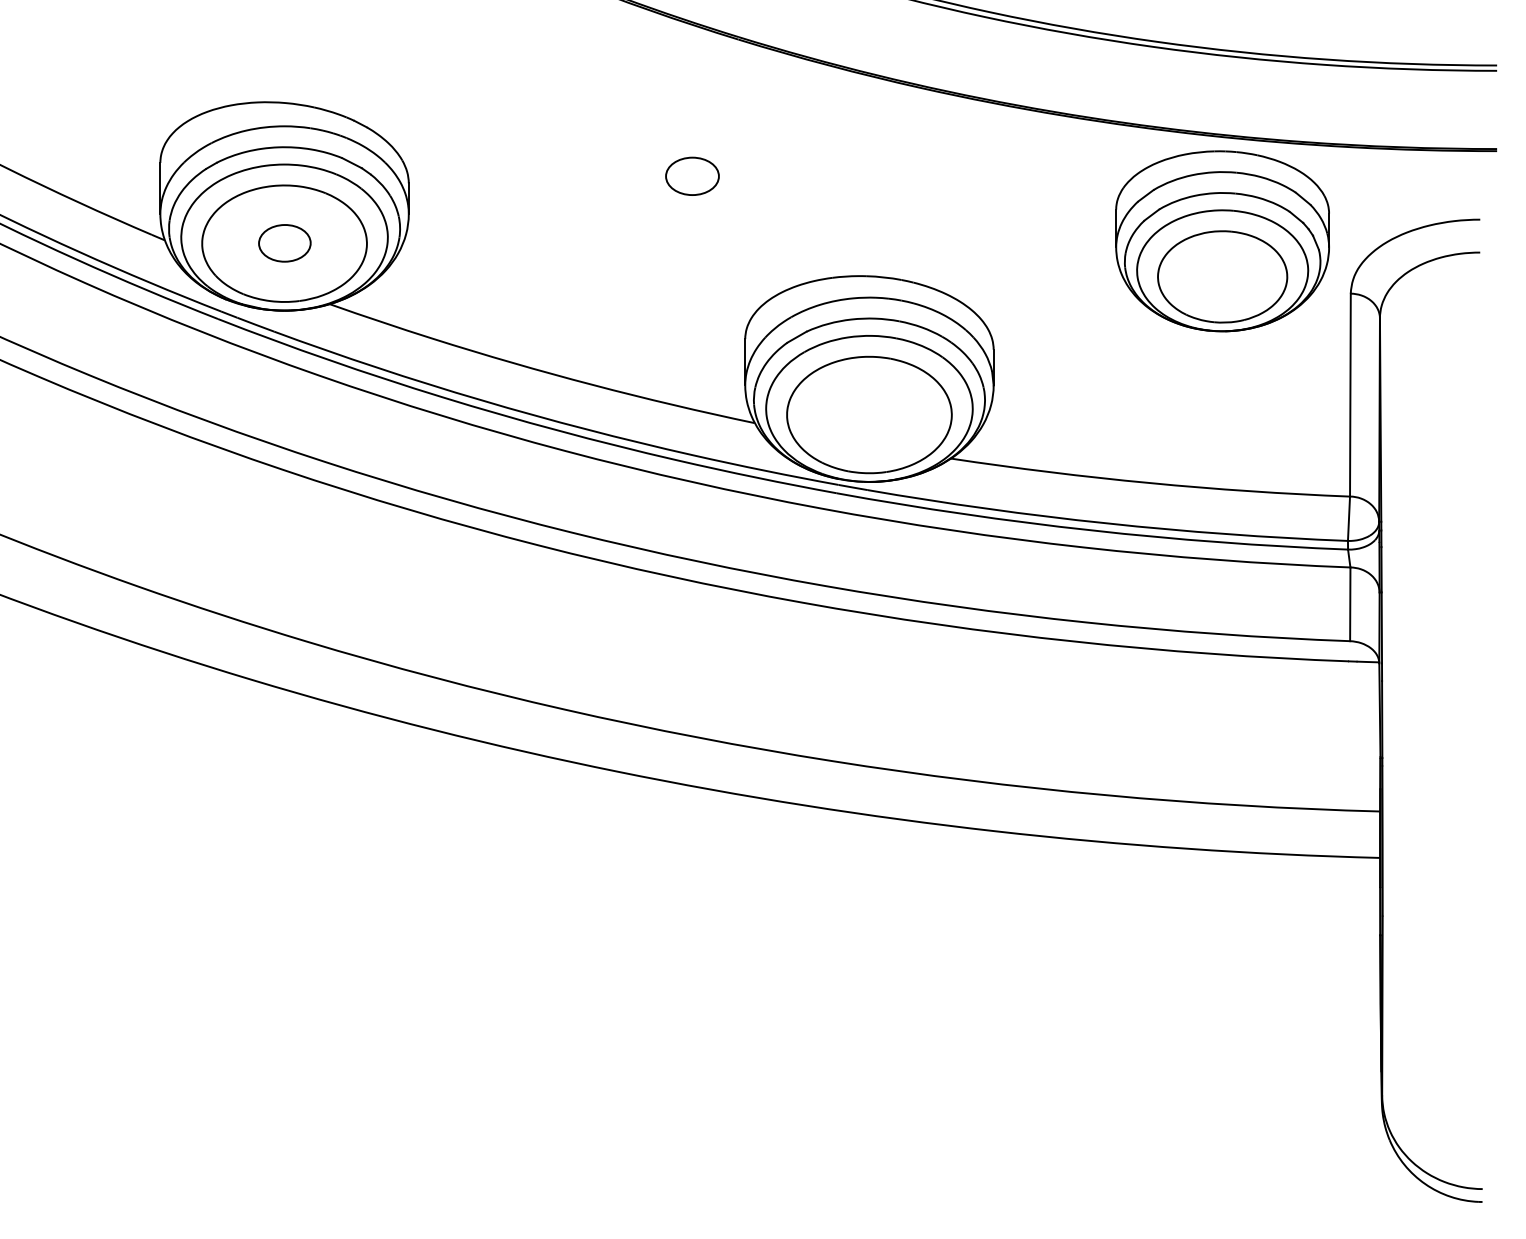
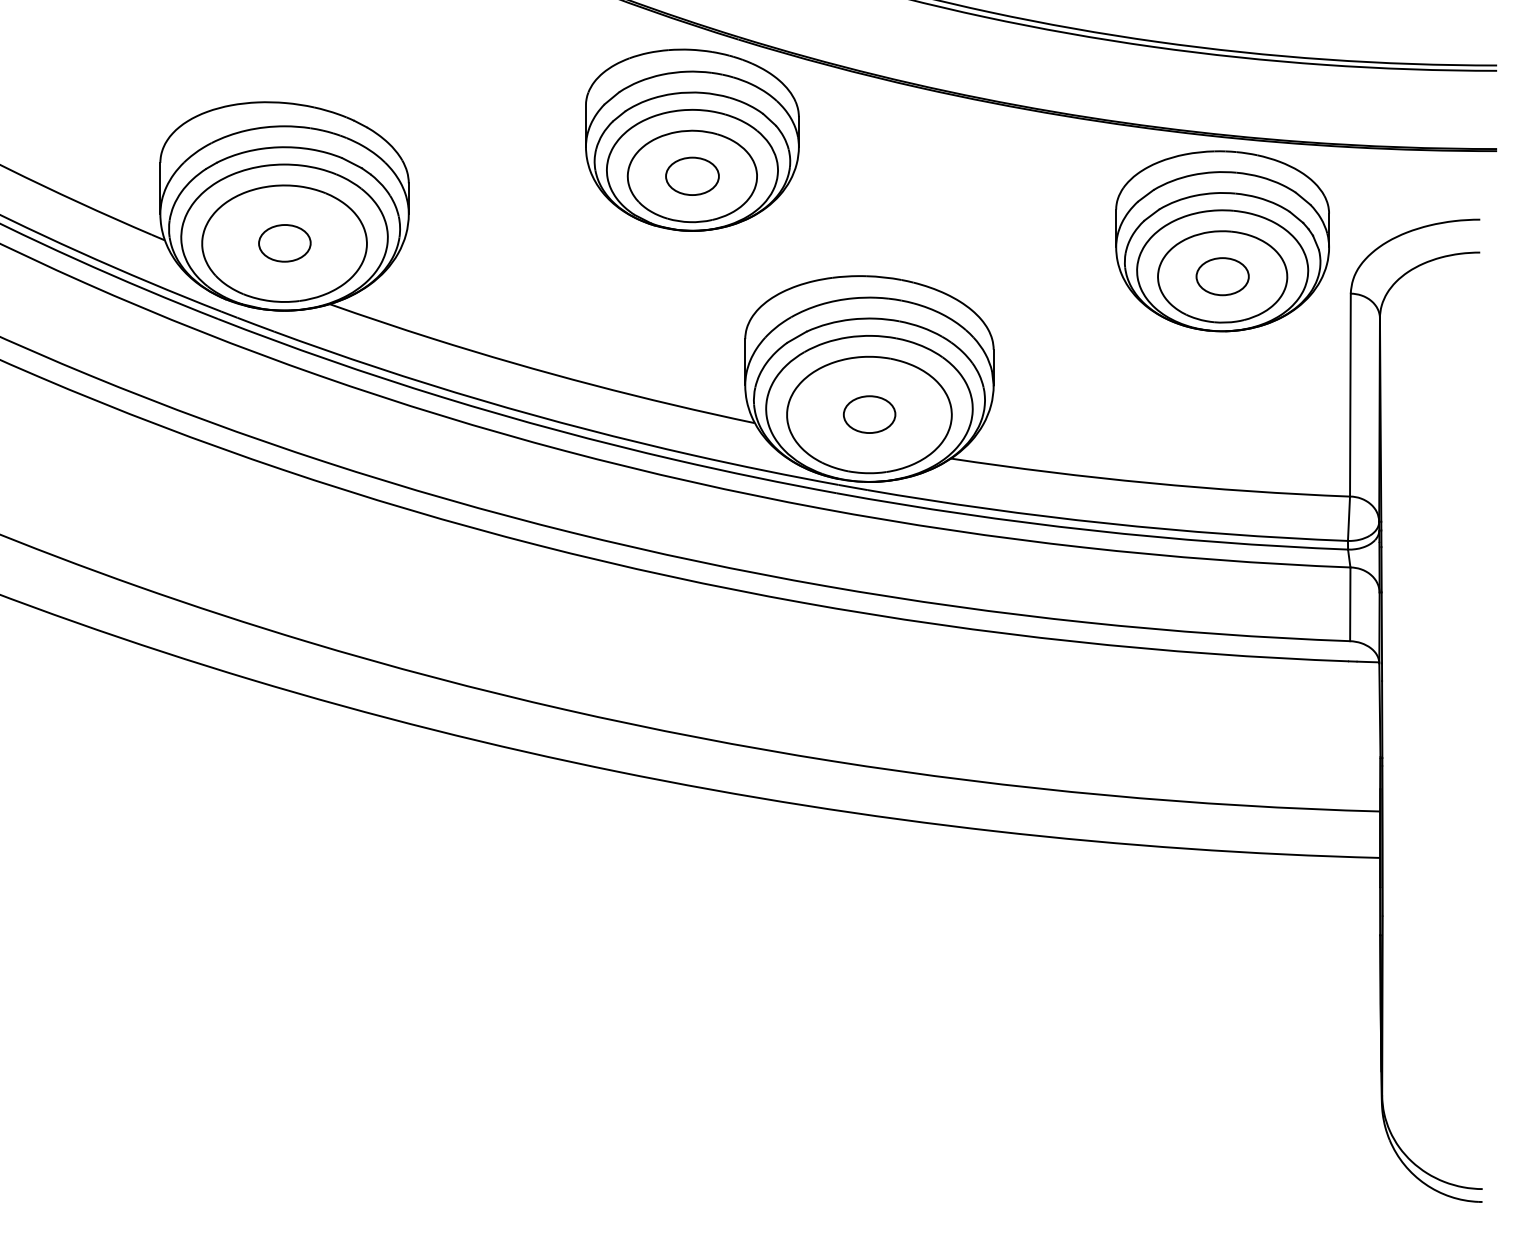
part: none -> present (692, 139)
part: none -> present (1222, 276)
part: none -> present (869, 414)
